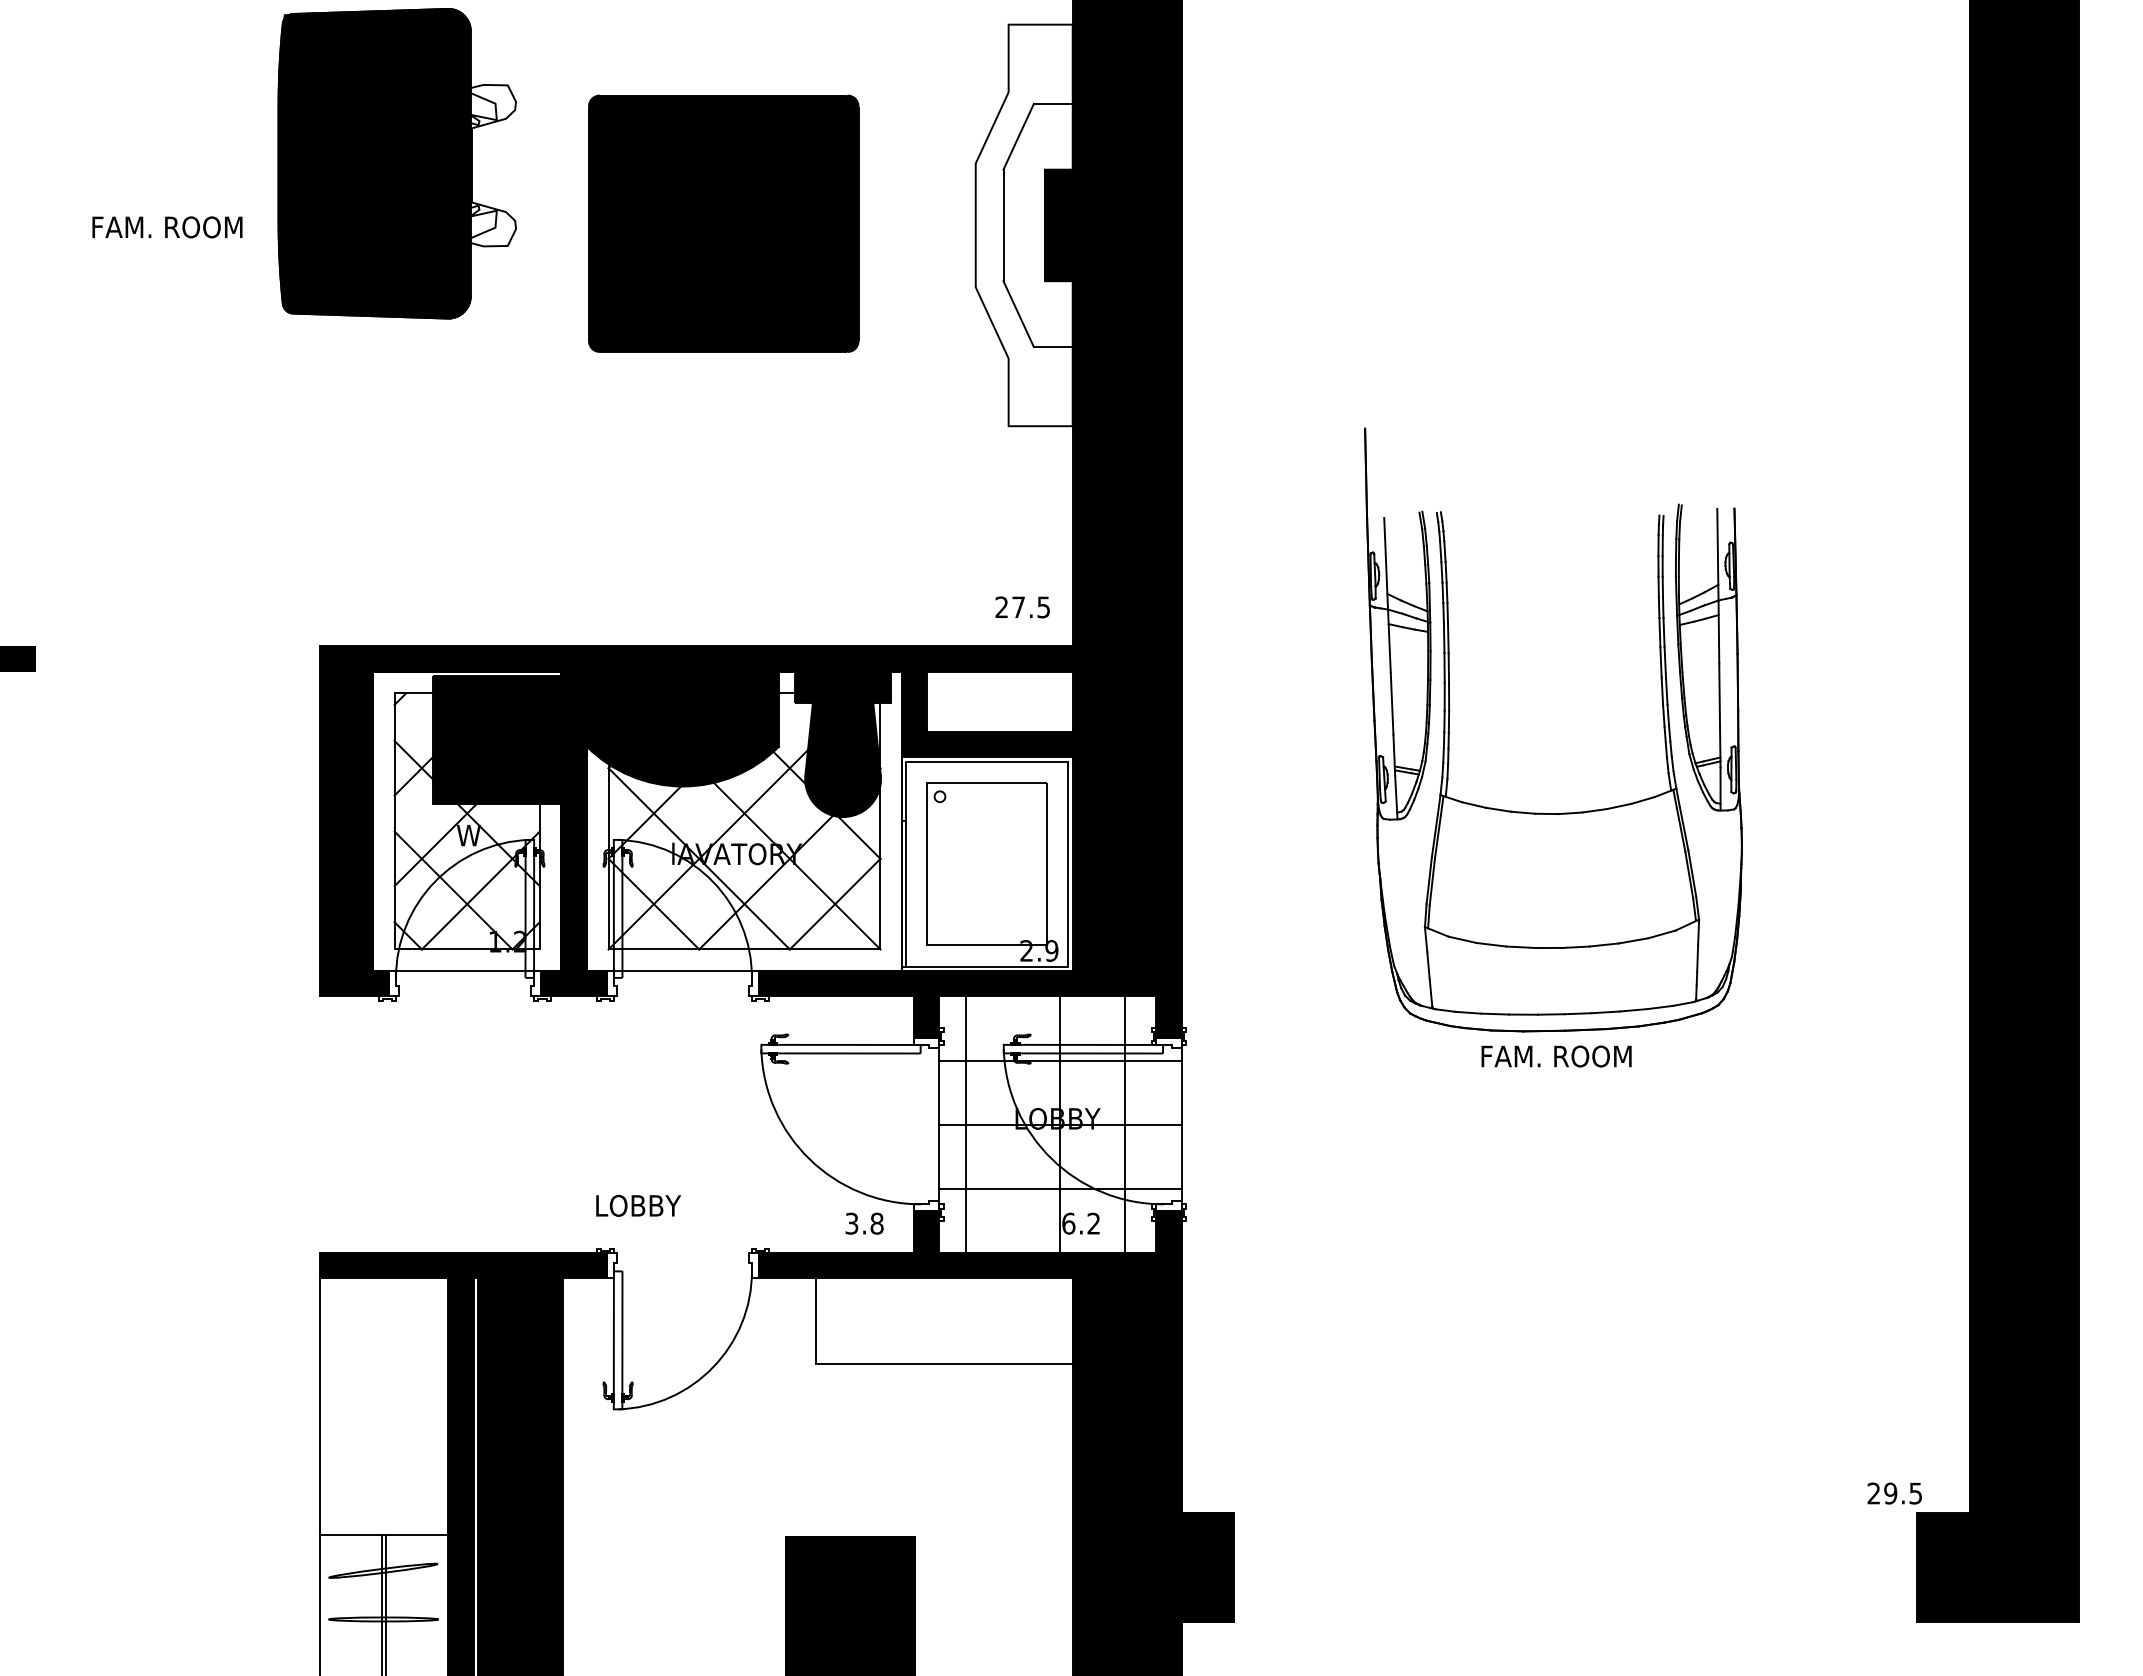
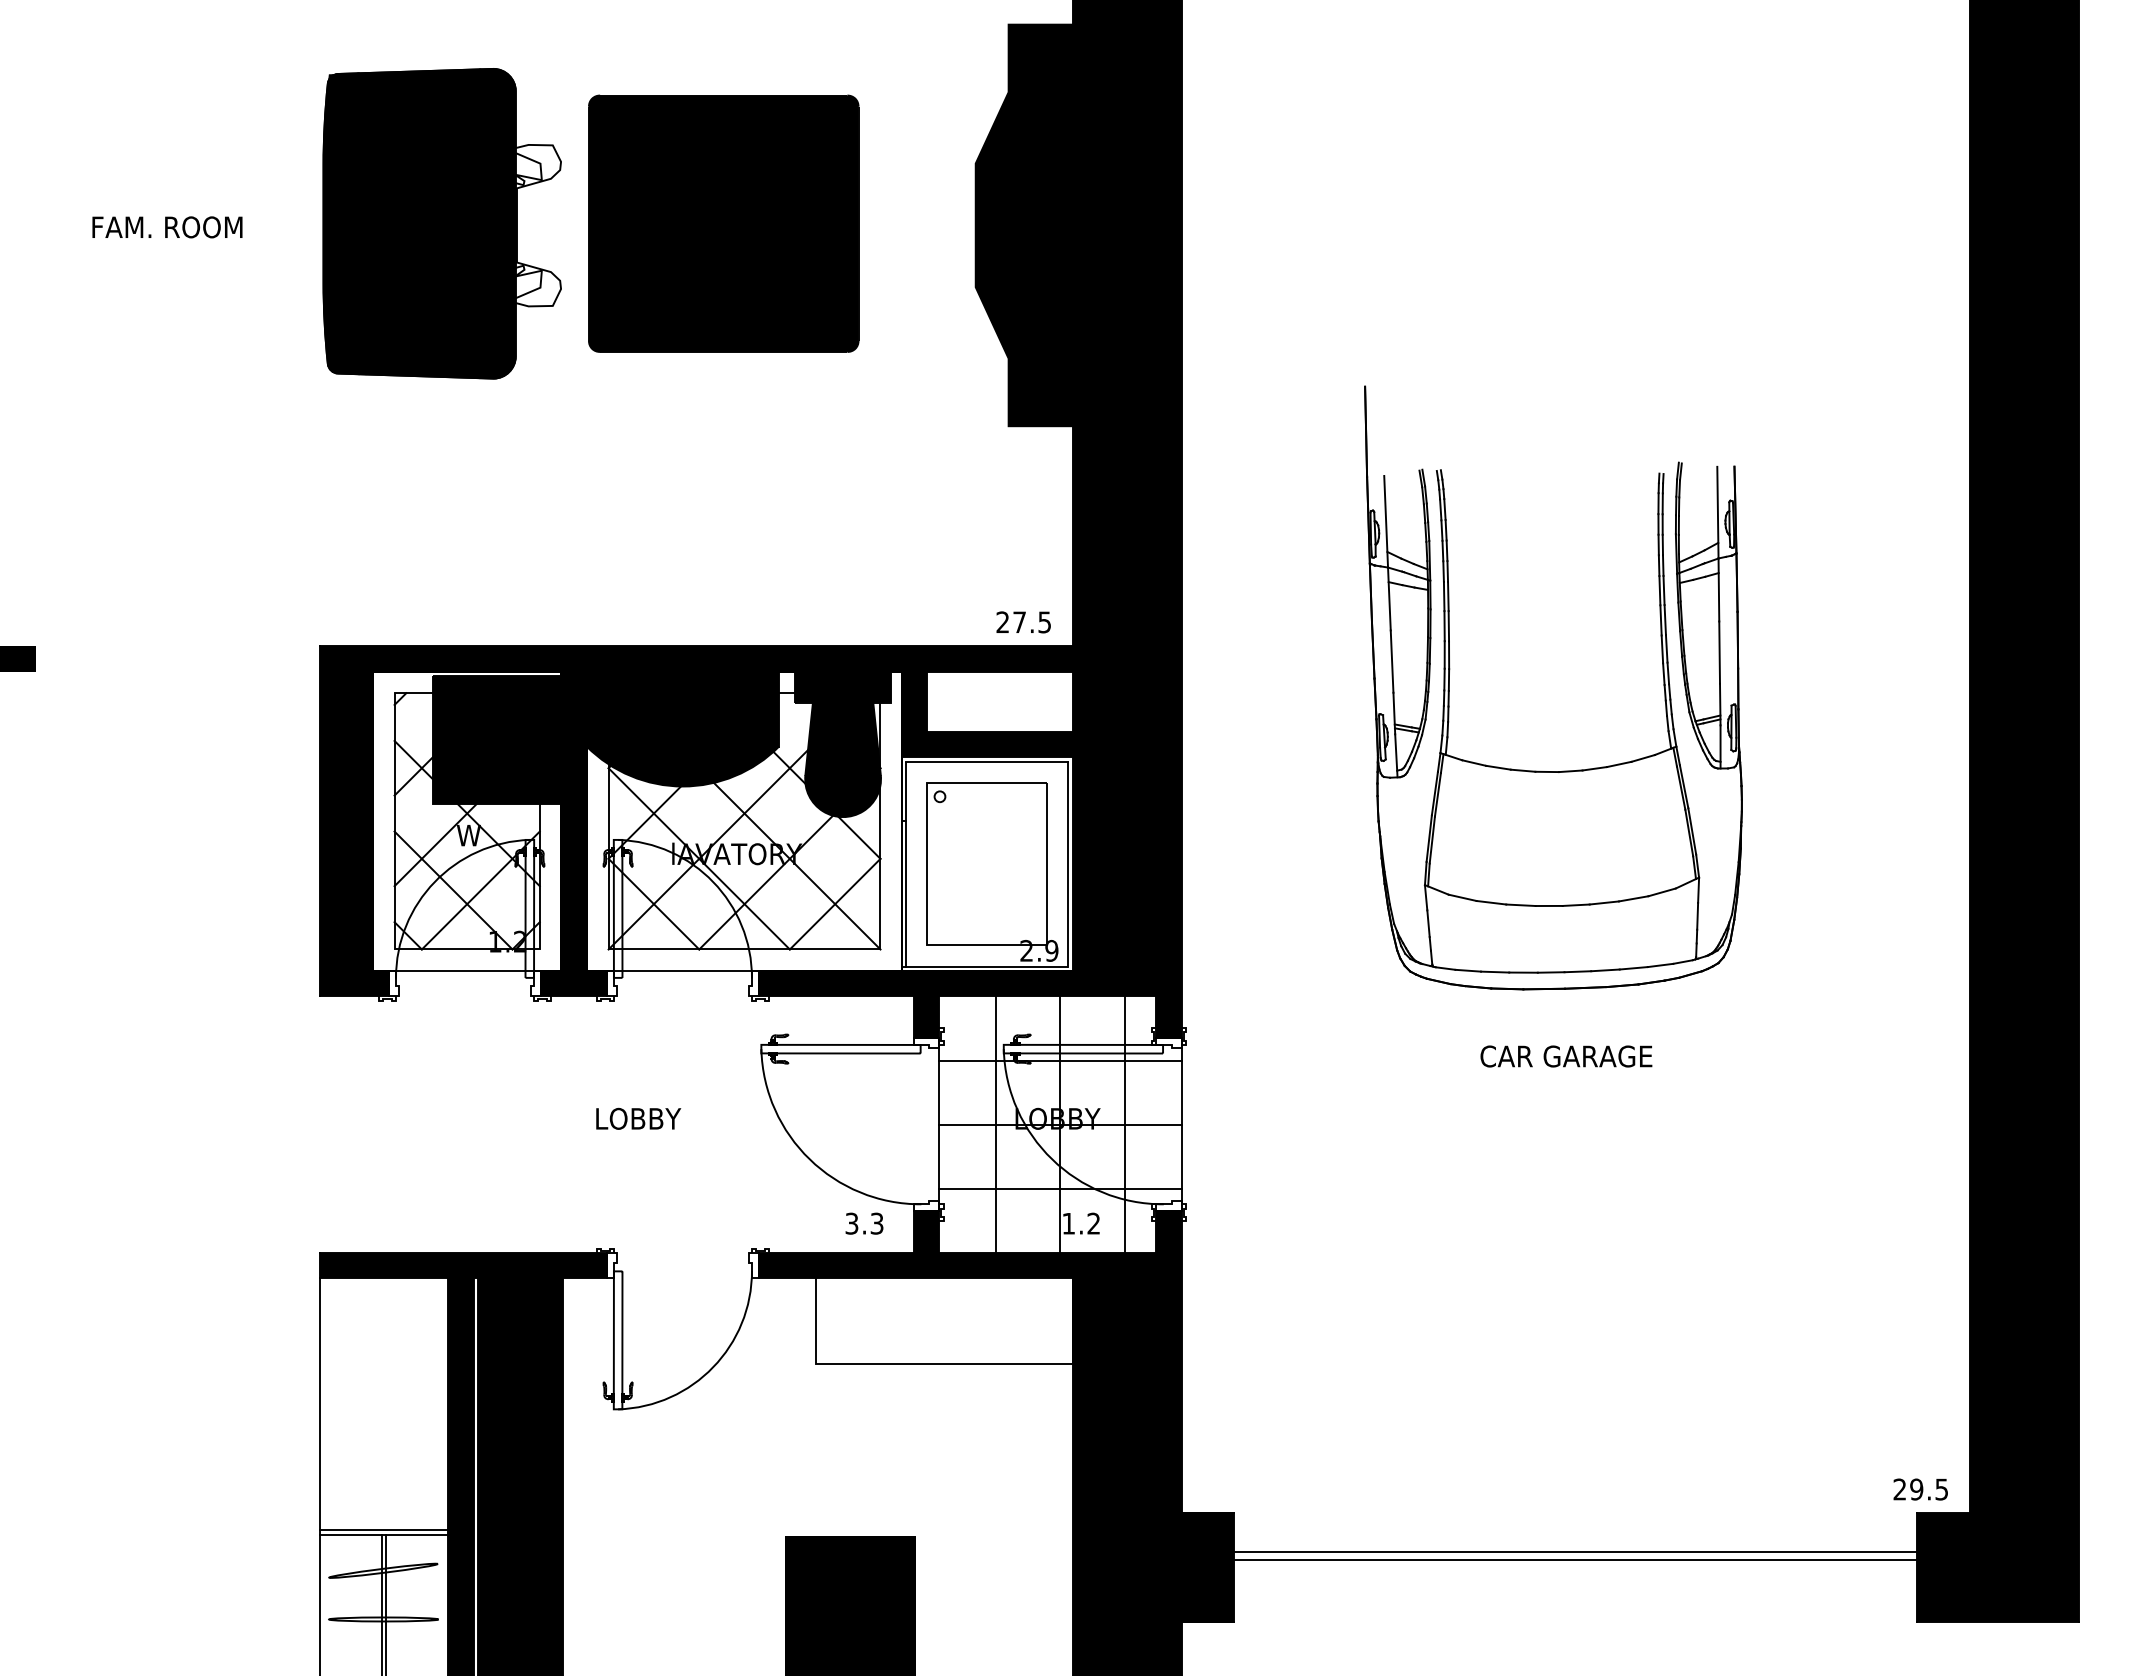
part position: (396, 163) -> (441, 223) (441, 223)
fill: none -> present (1023, 225)
text position: (1022, 607) -> (1023, 622) (1023, 622)
part position: (1562, 812) -> (1562, 770) (1562, 770)
text: FAM. ROOM -> CAR GARAGE (1566, 1056)
line position: (966, 1124) -> (996, 1124) (996, 1124)
text position: (638, 1205) -> (638, 1118) (638, 1118)
text: 3.8 -> 3.3 (876, 1223)
text: 6.2 -> 1.2 (1068, 1223)
text position: (1894, 1493) -> (1920, 1489) (1920, 1489)
line: none -> present (383, 1530)
line: none -> present (1575, 1551)
line: none -> present (1575, 1560)
